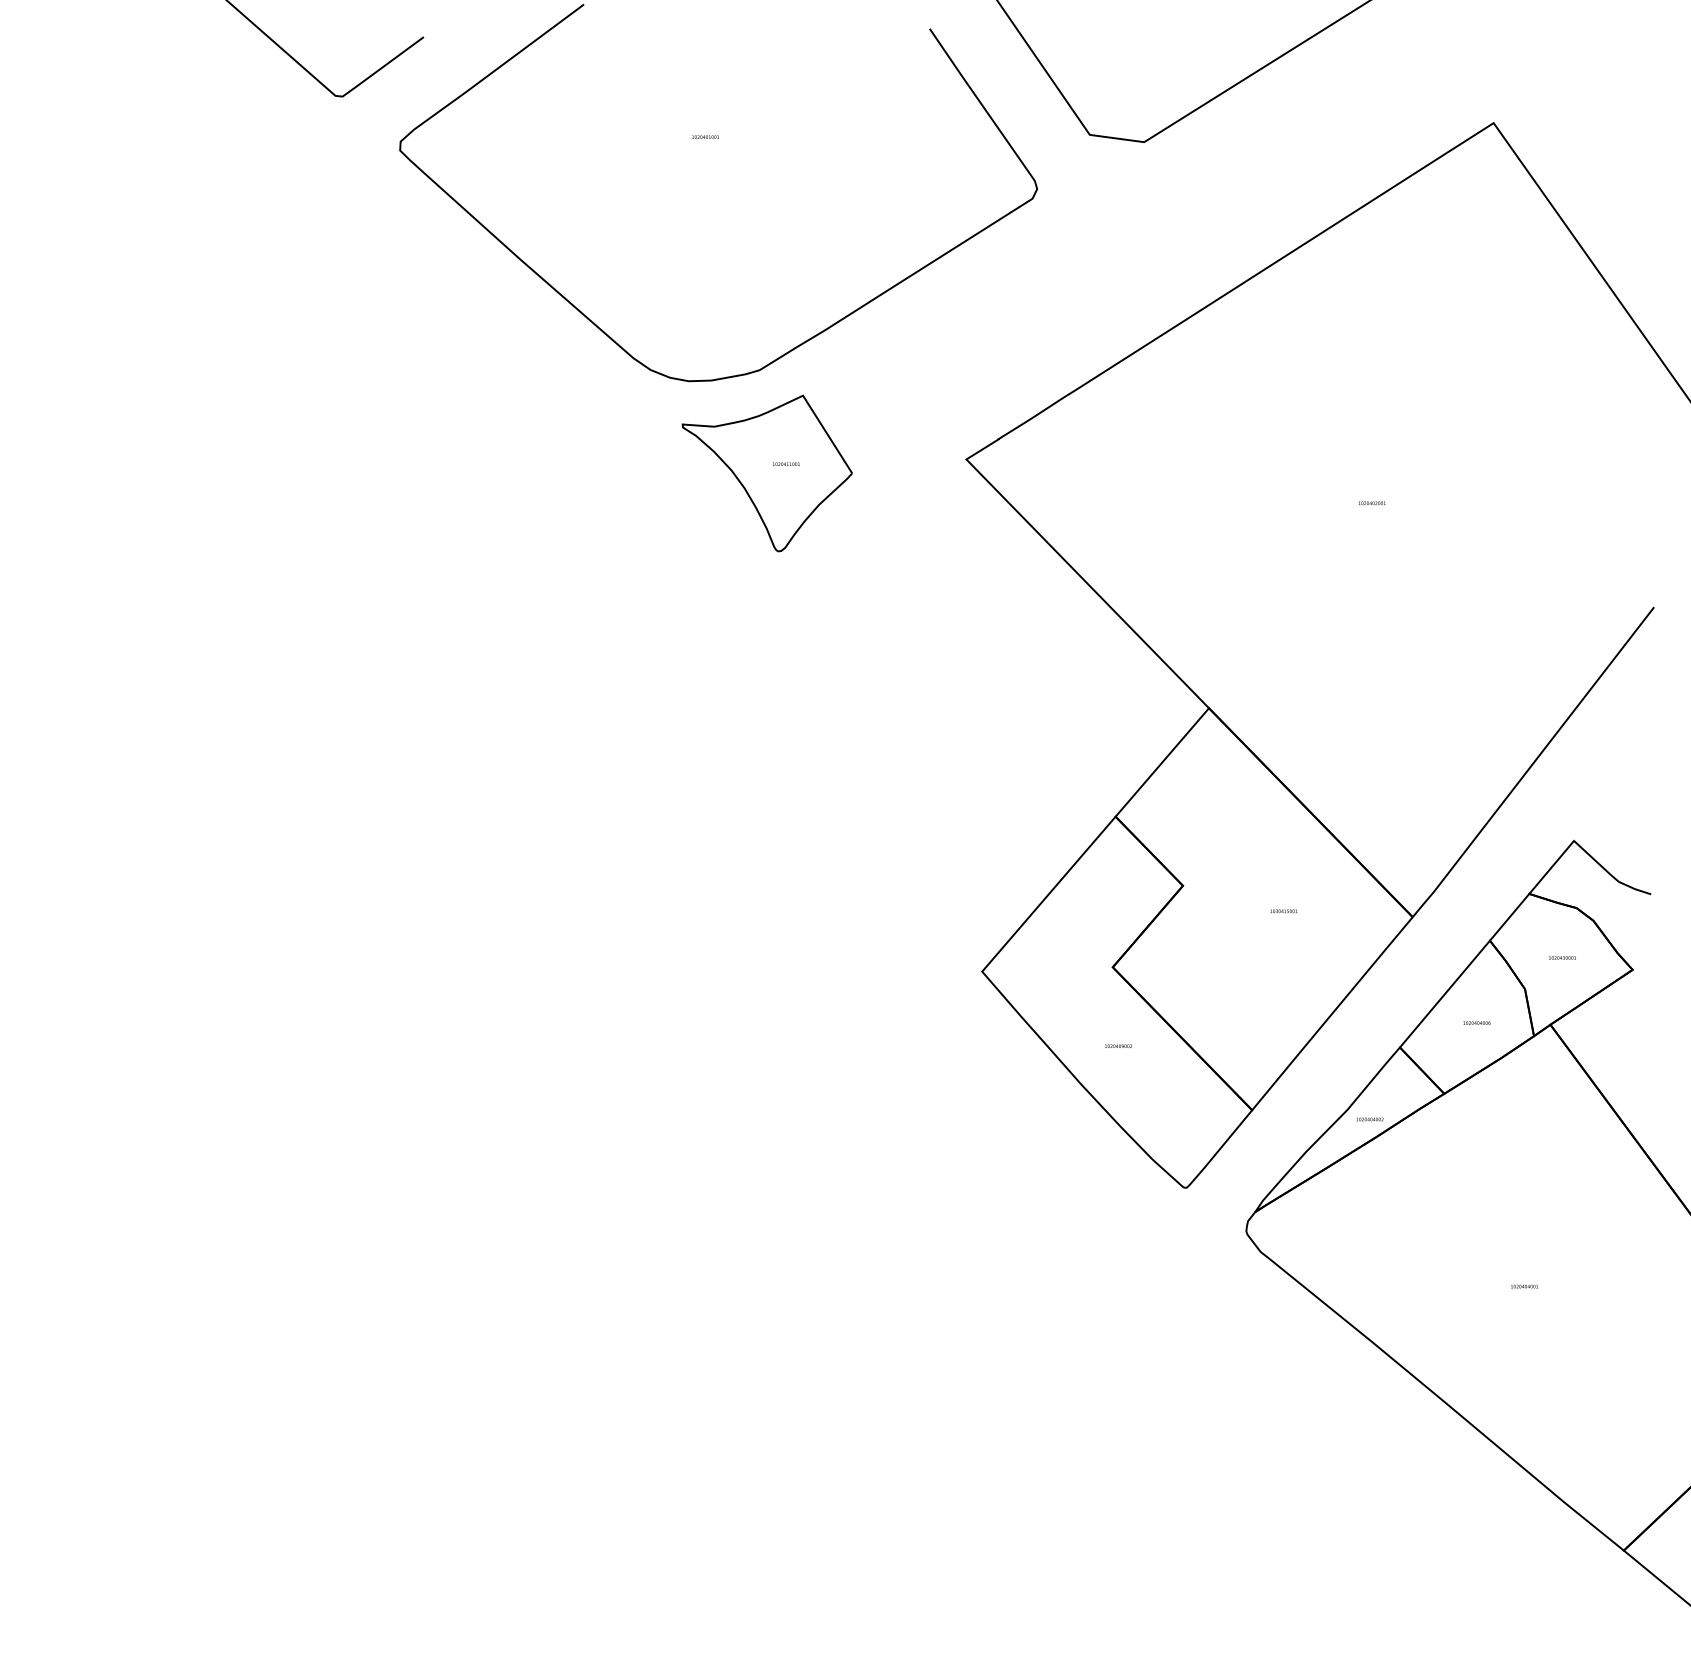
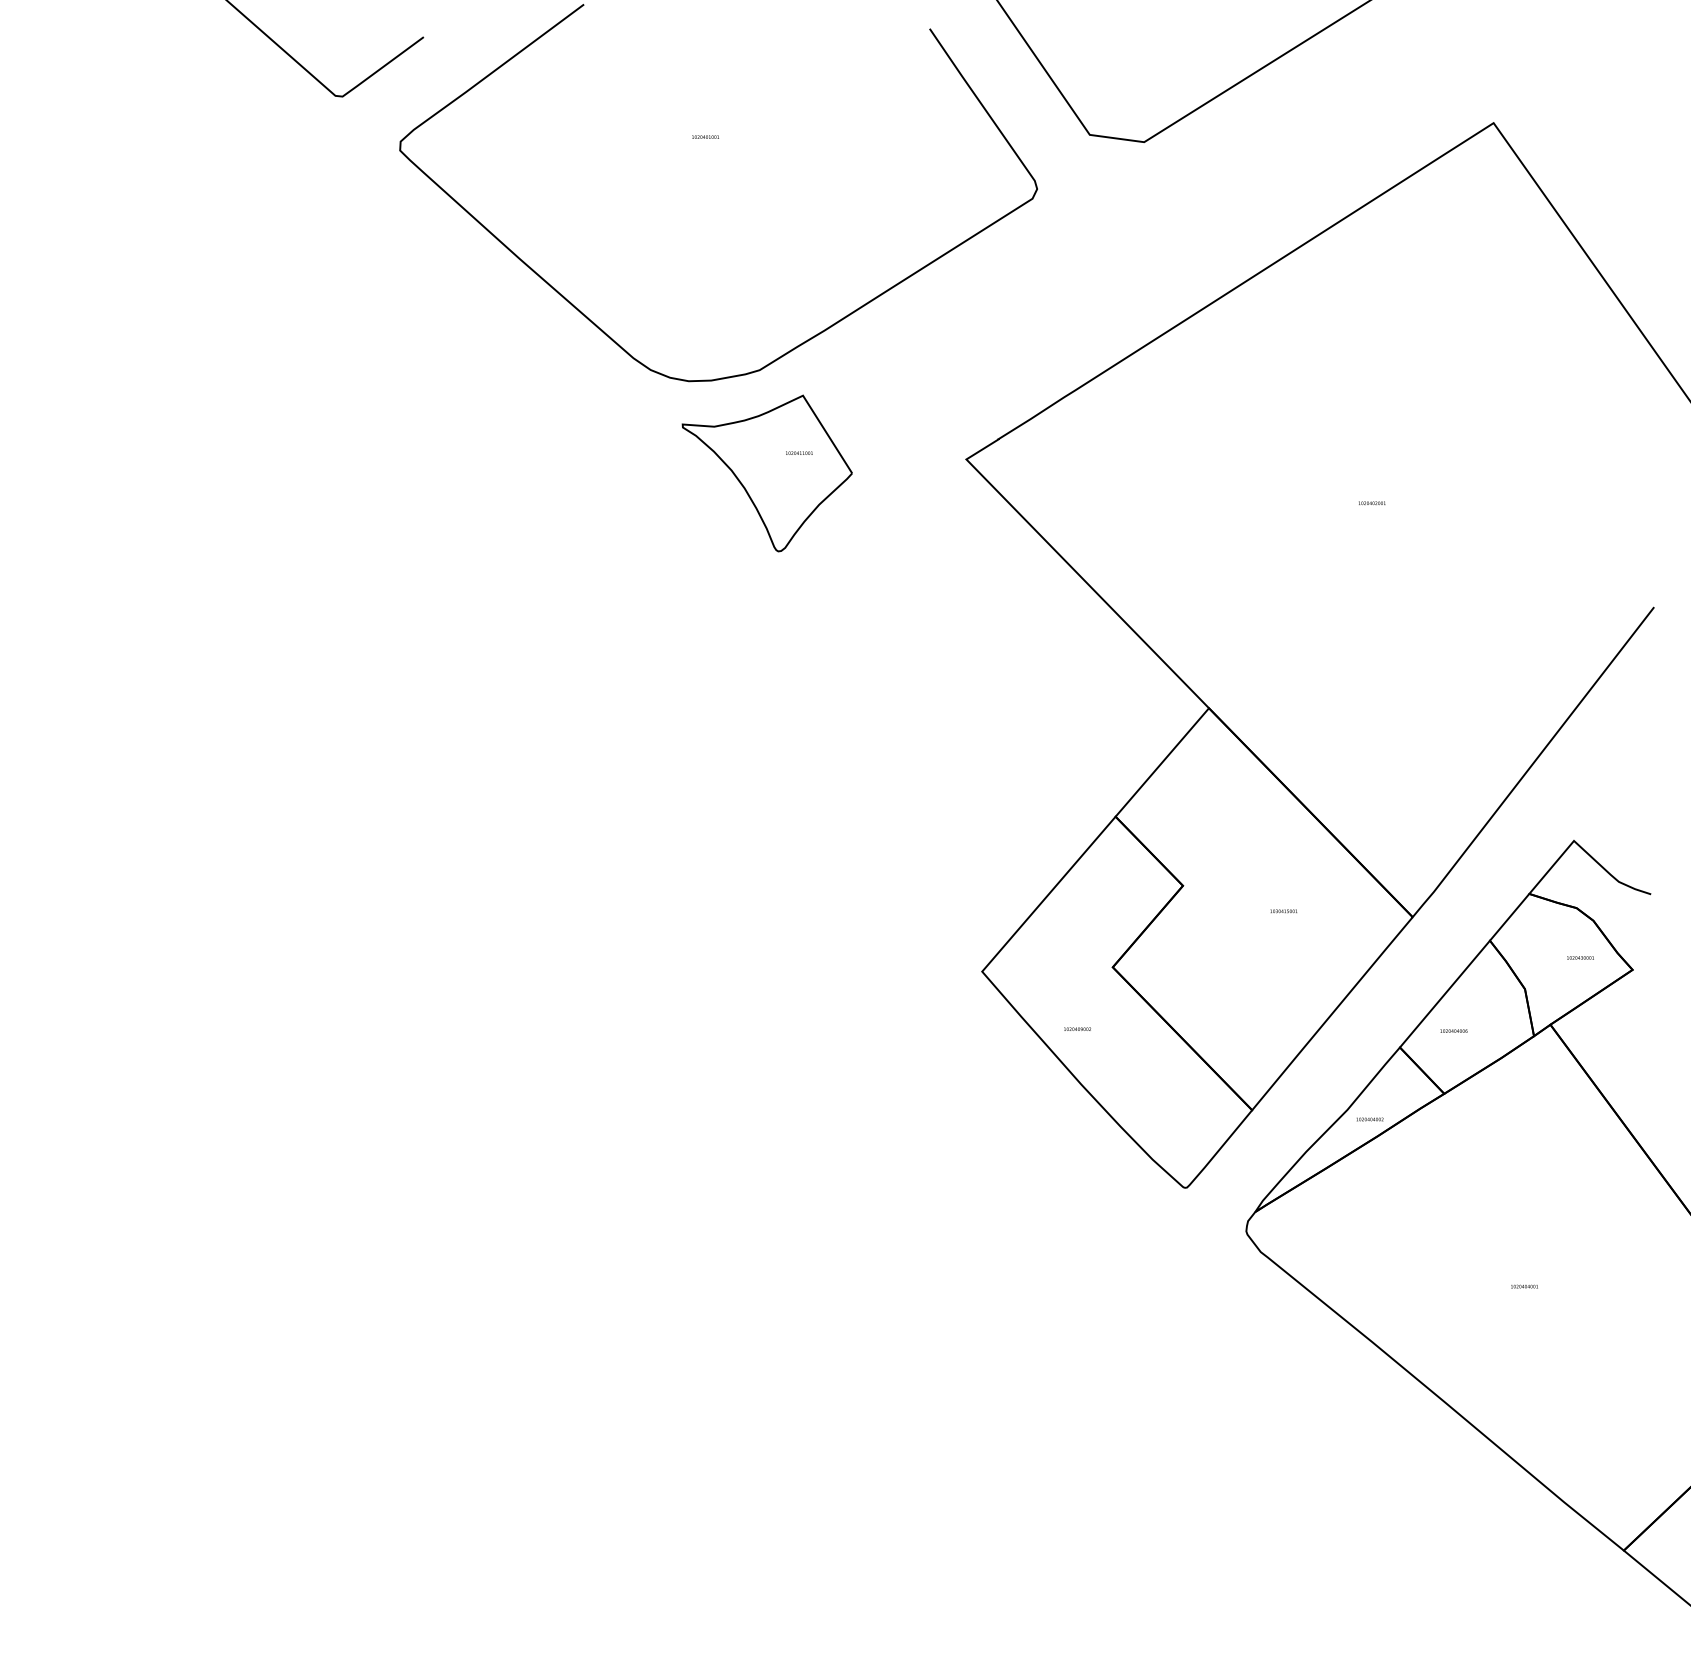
text position: (786, 463) -> (799, 452) (799, 452)
text position: (1562, 957) -> (1580, 957) (1580, 957)
text position: (1476, 1022) -> (1453, 1030) (1453, 1030)
text position: (1118, 1045) -> (1077, 1028) (1077, 1028)
